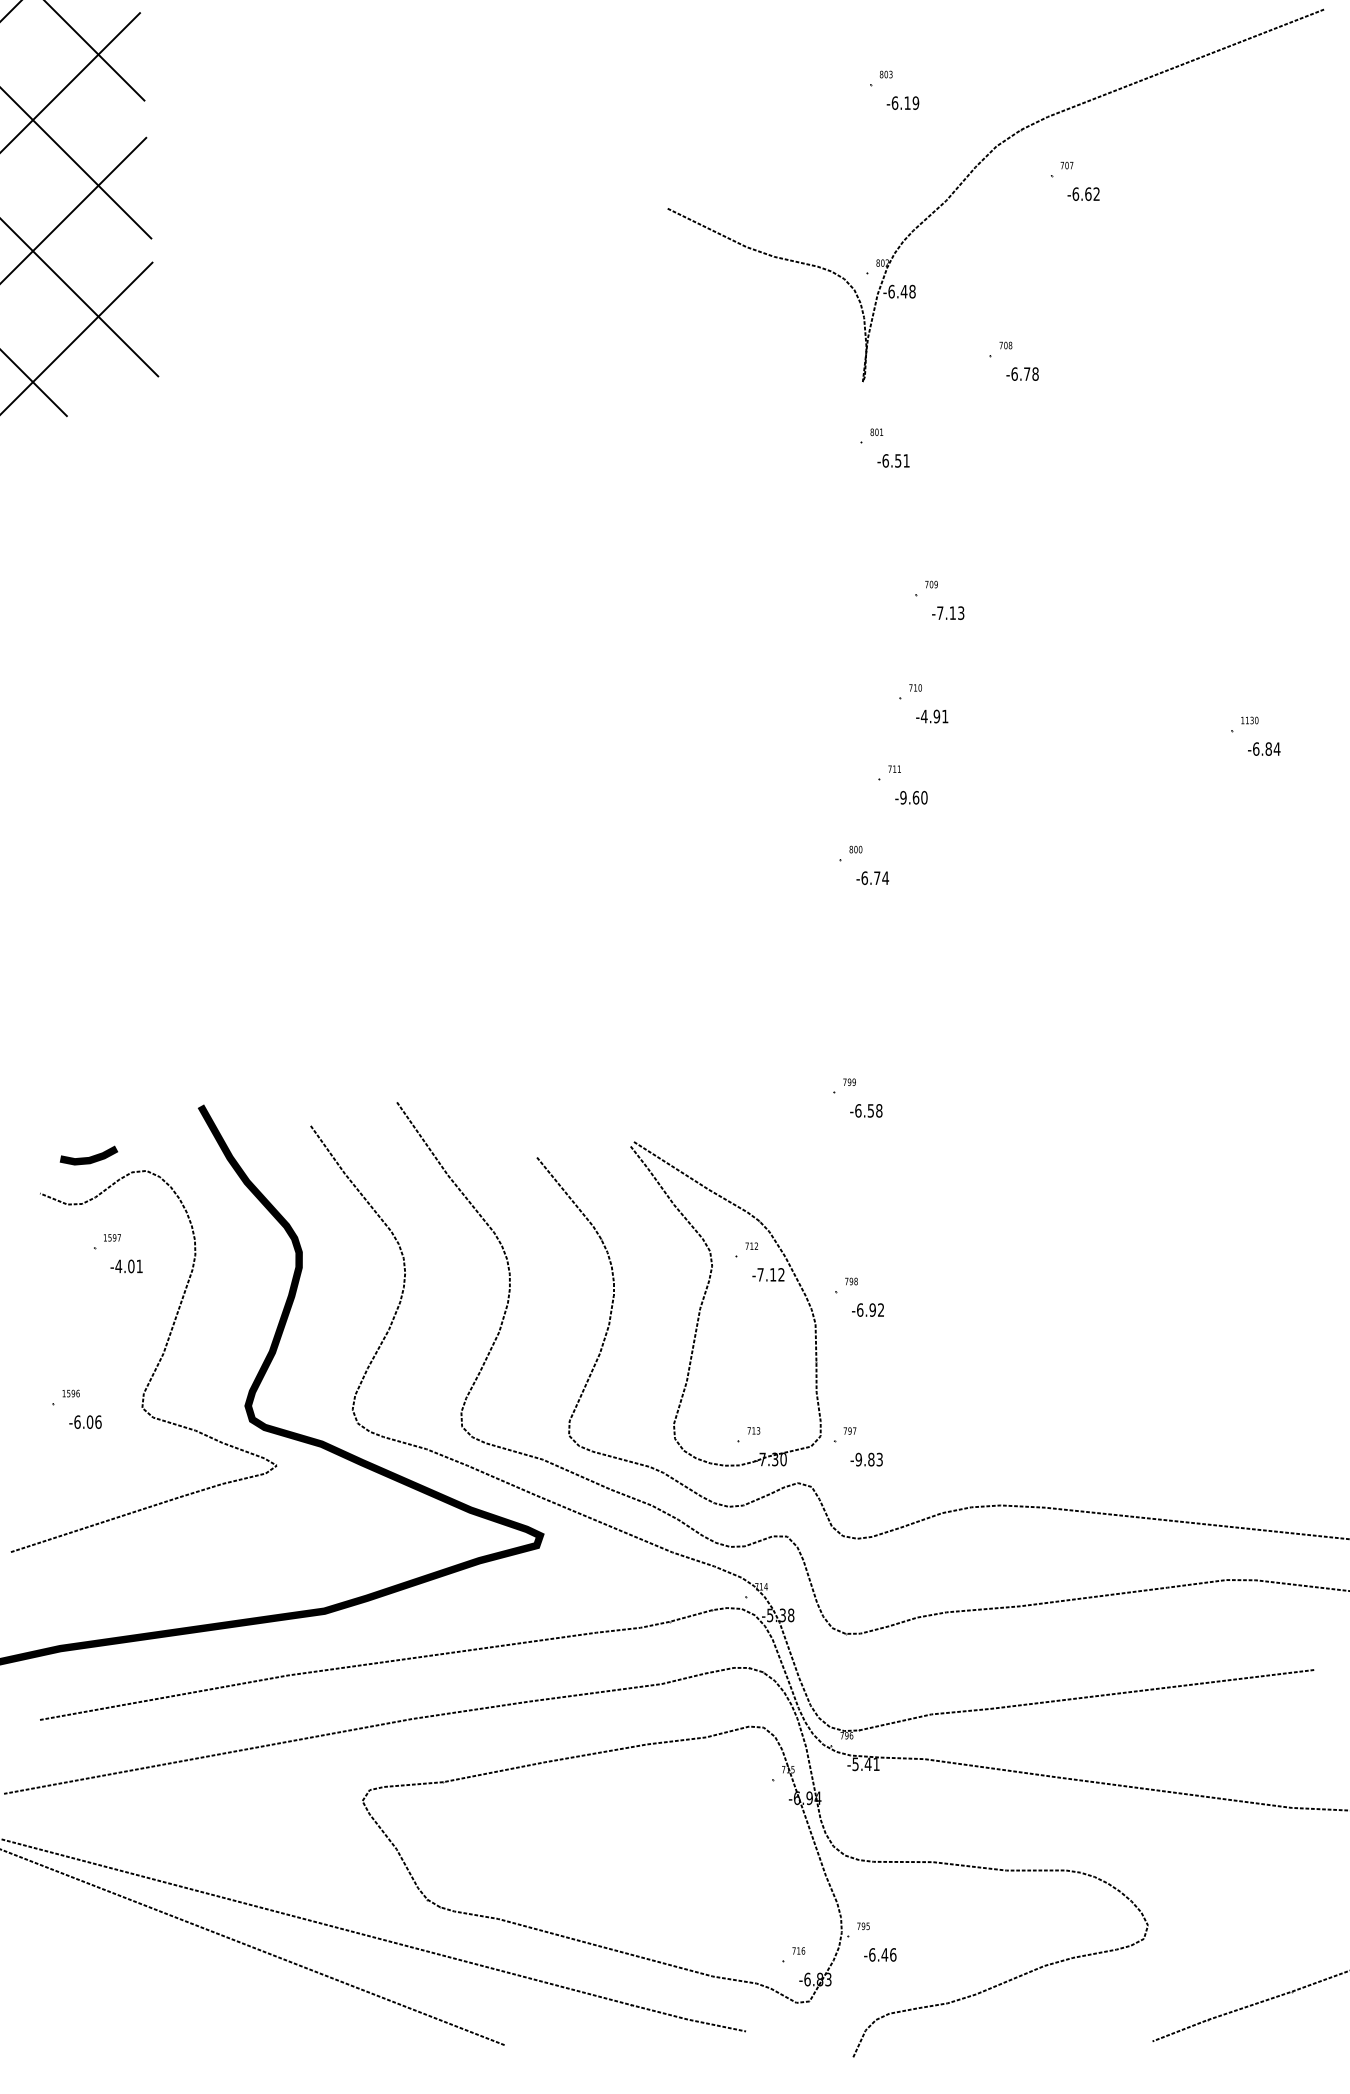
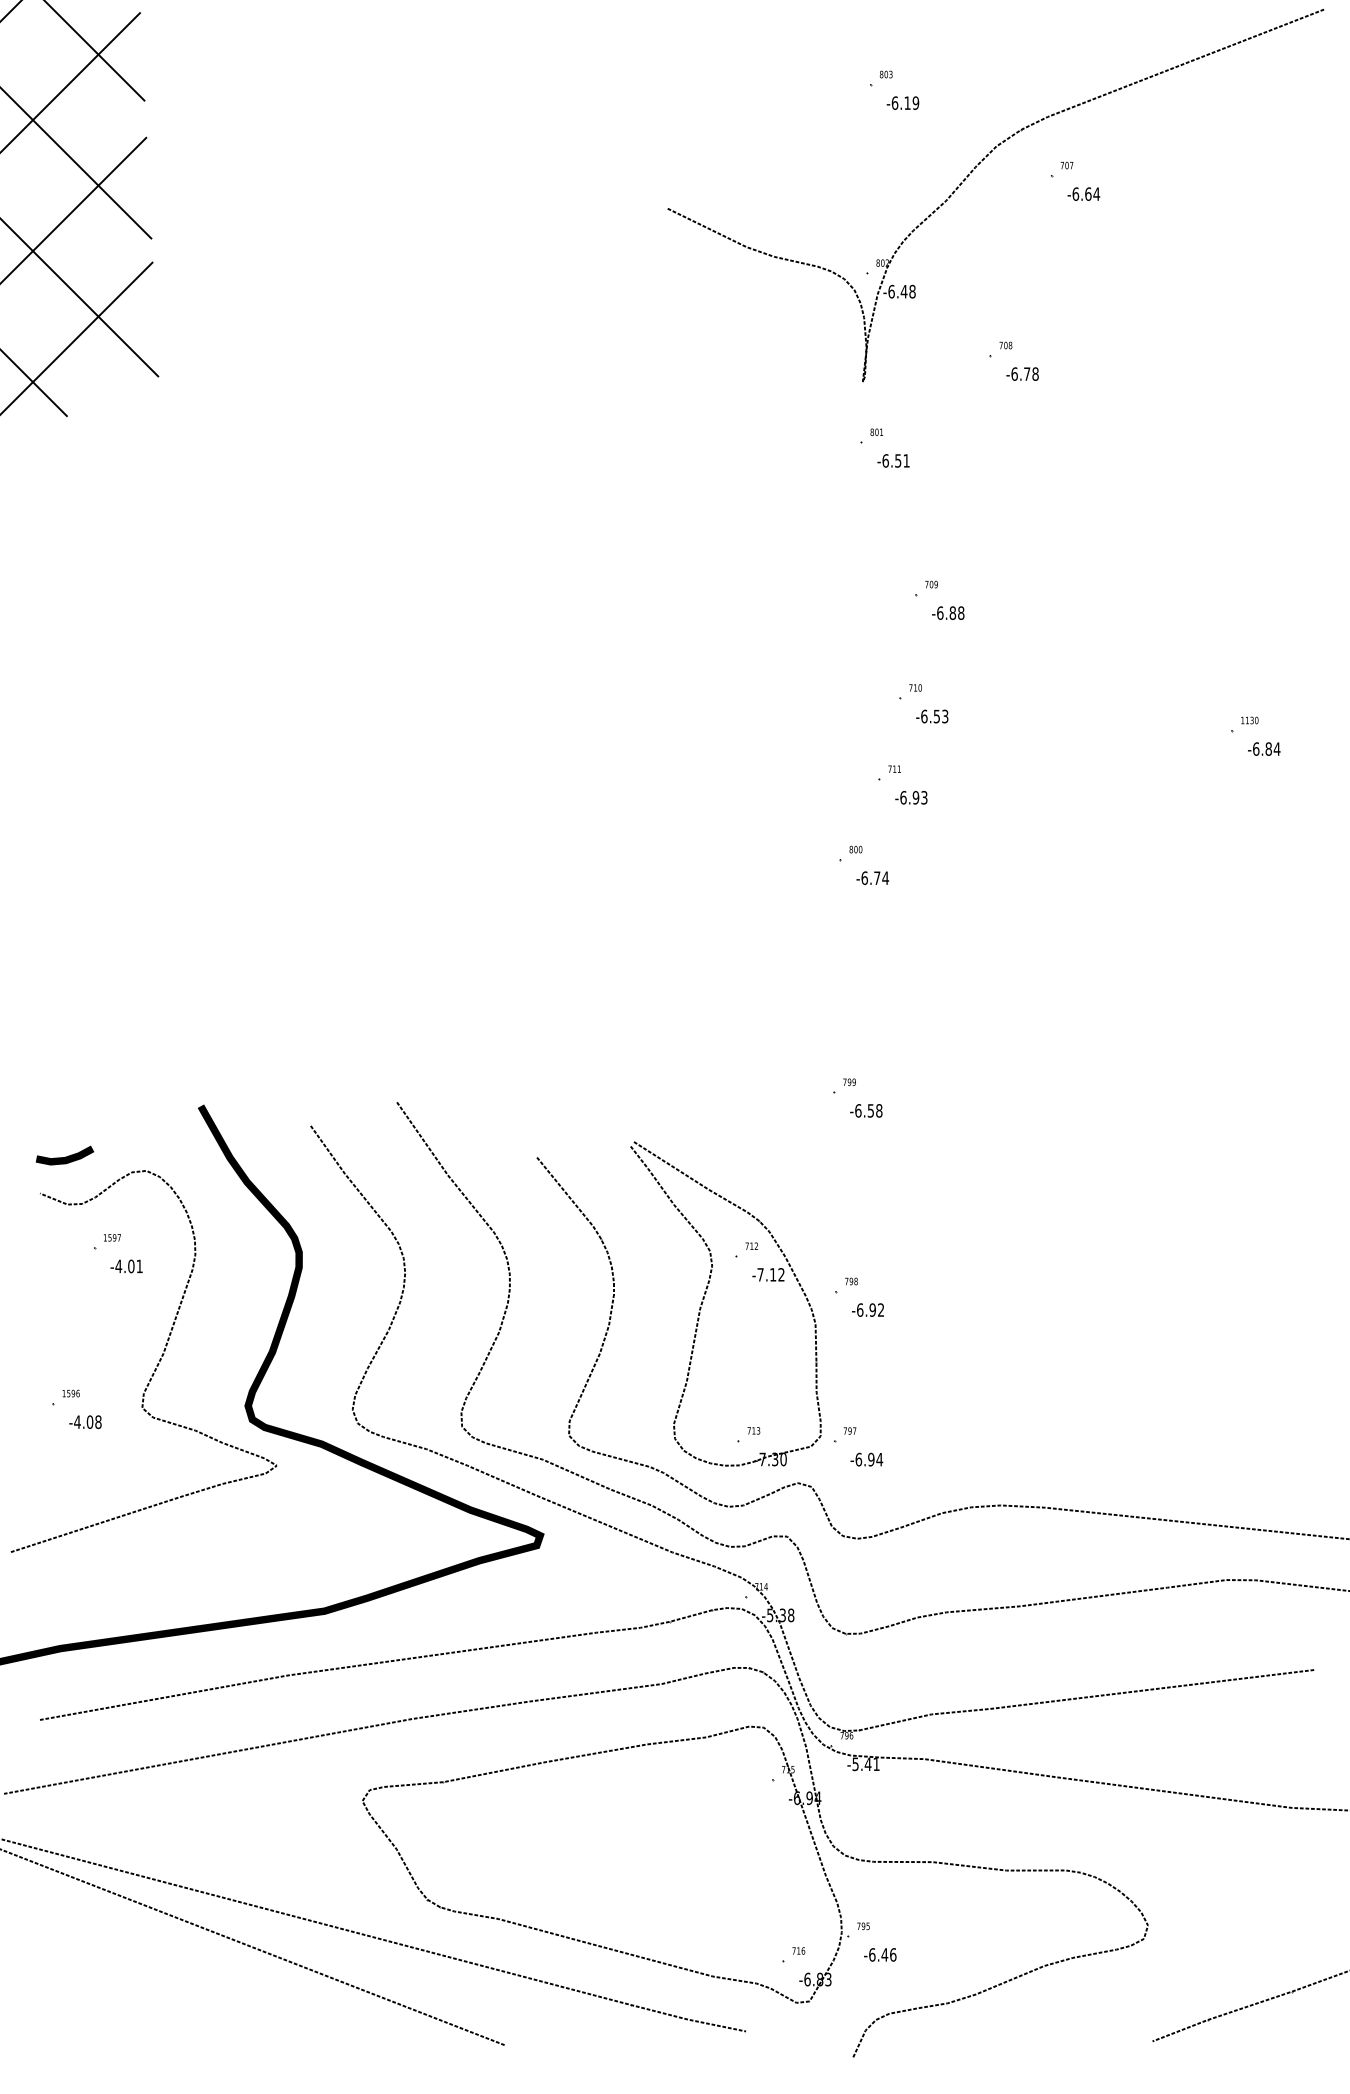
text: -6.62 -> -6.64 (1096, 193)
text: -7.13 -> -6.88 (950, 612)
text: -4.91 -> -6.53 (934, 716)
text: -9.60 -> -6.93 (913, 797)
line position: (89, 1156) -> (65, 1156) (65, 1156)
text: -6.06 -> -4.08 (87, 1421)
text: -9.83 -> -6.94 (869, 1459)
